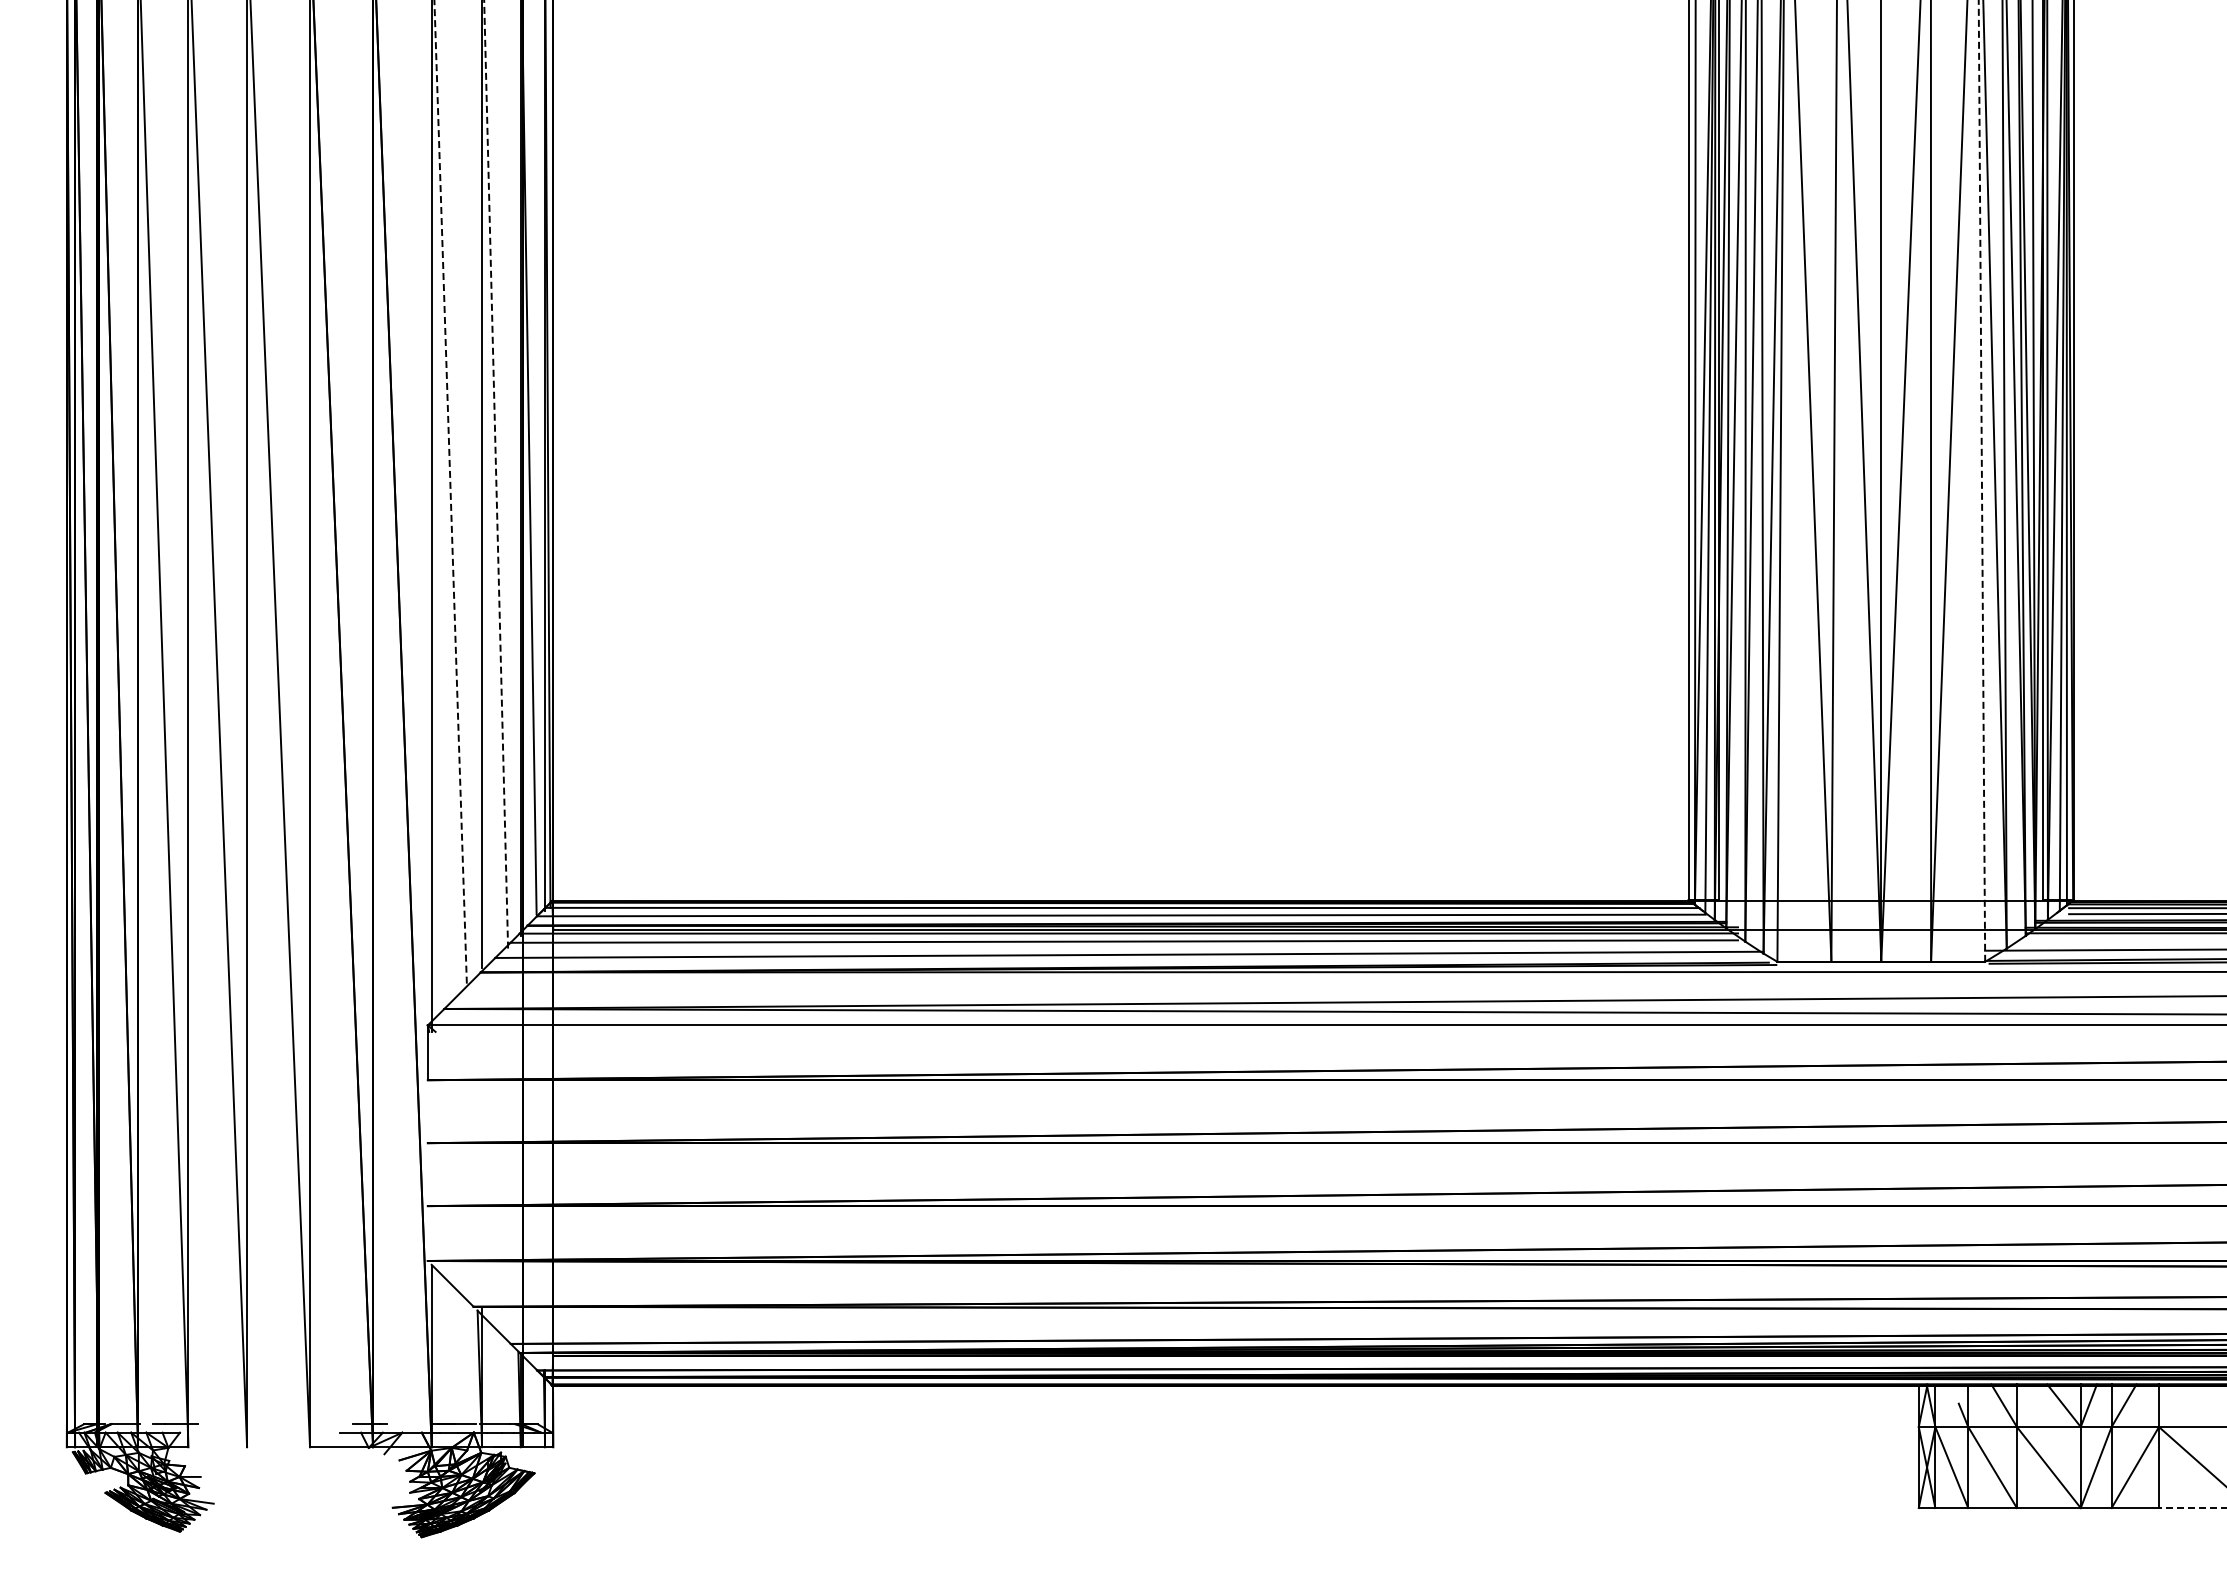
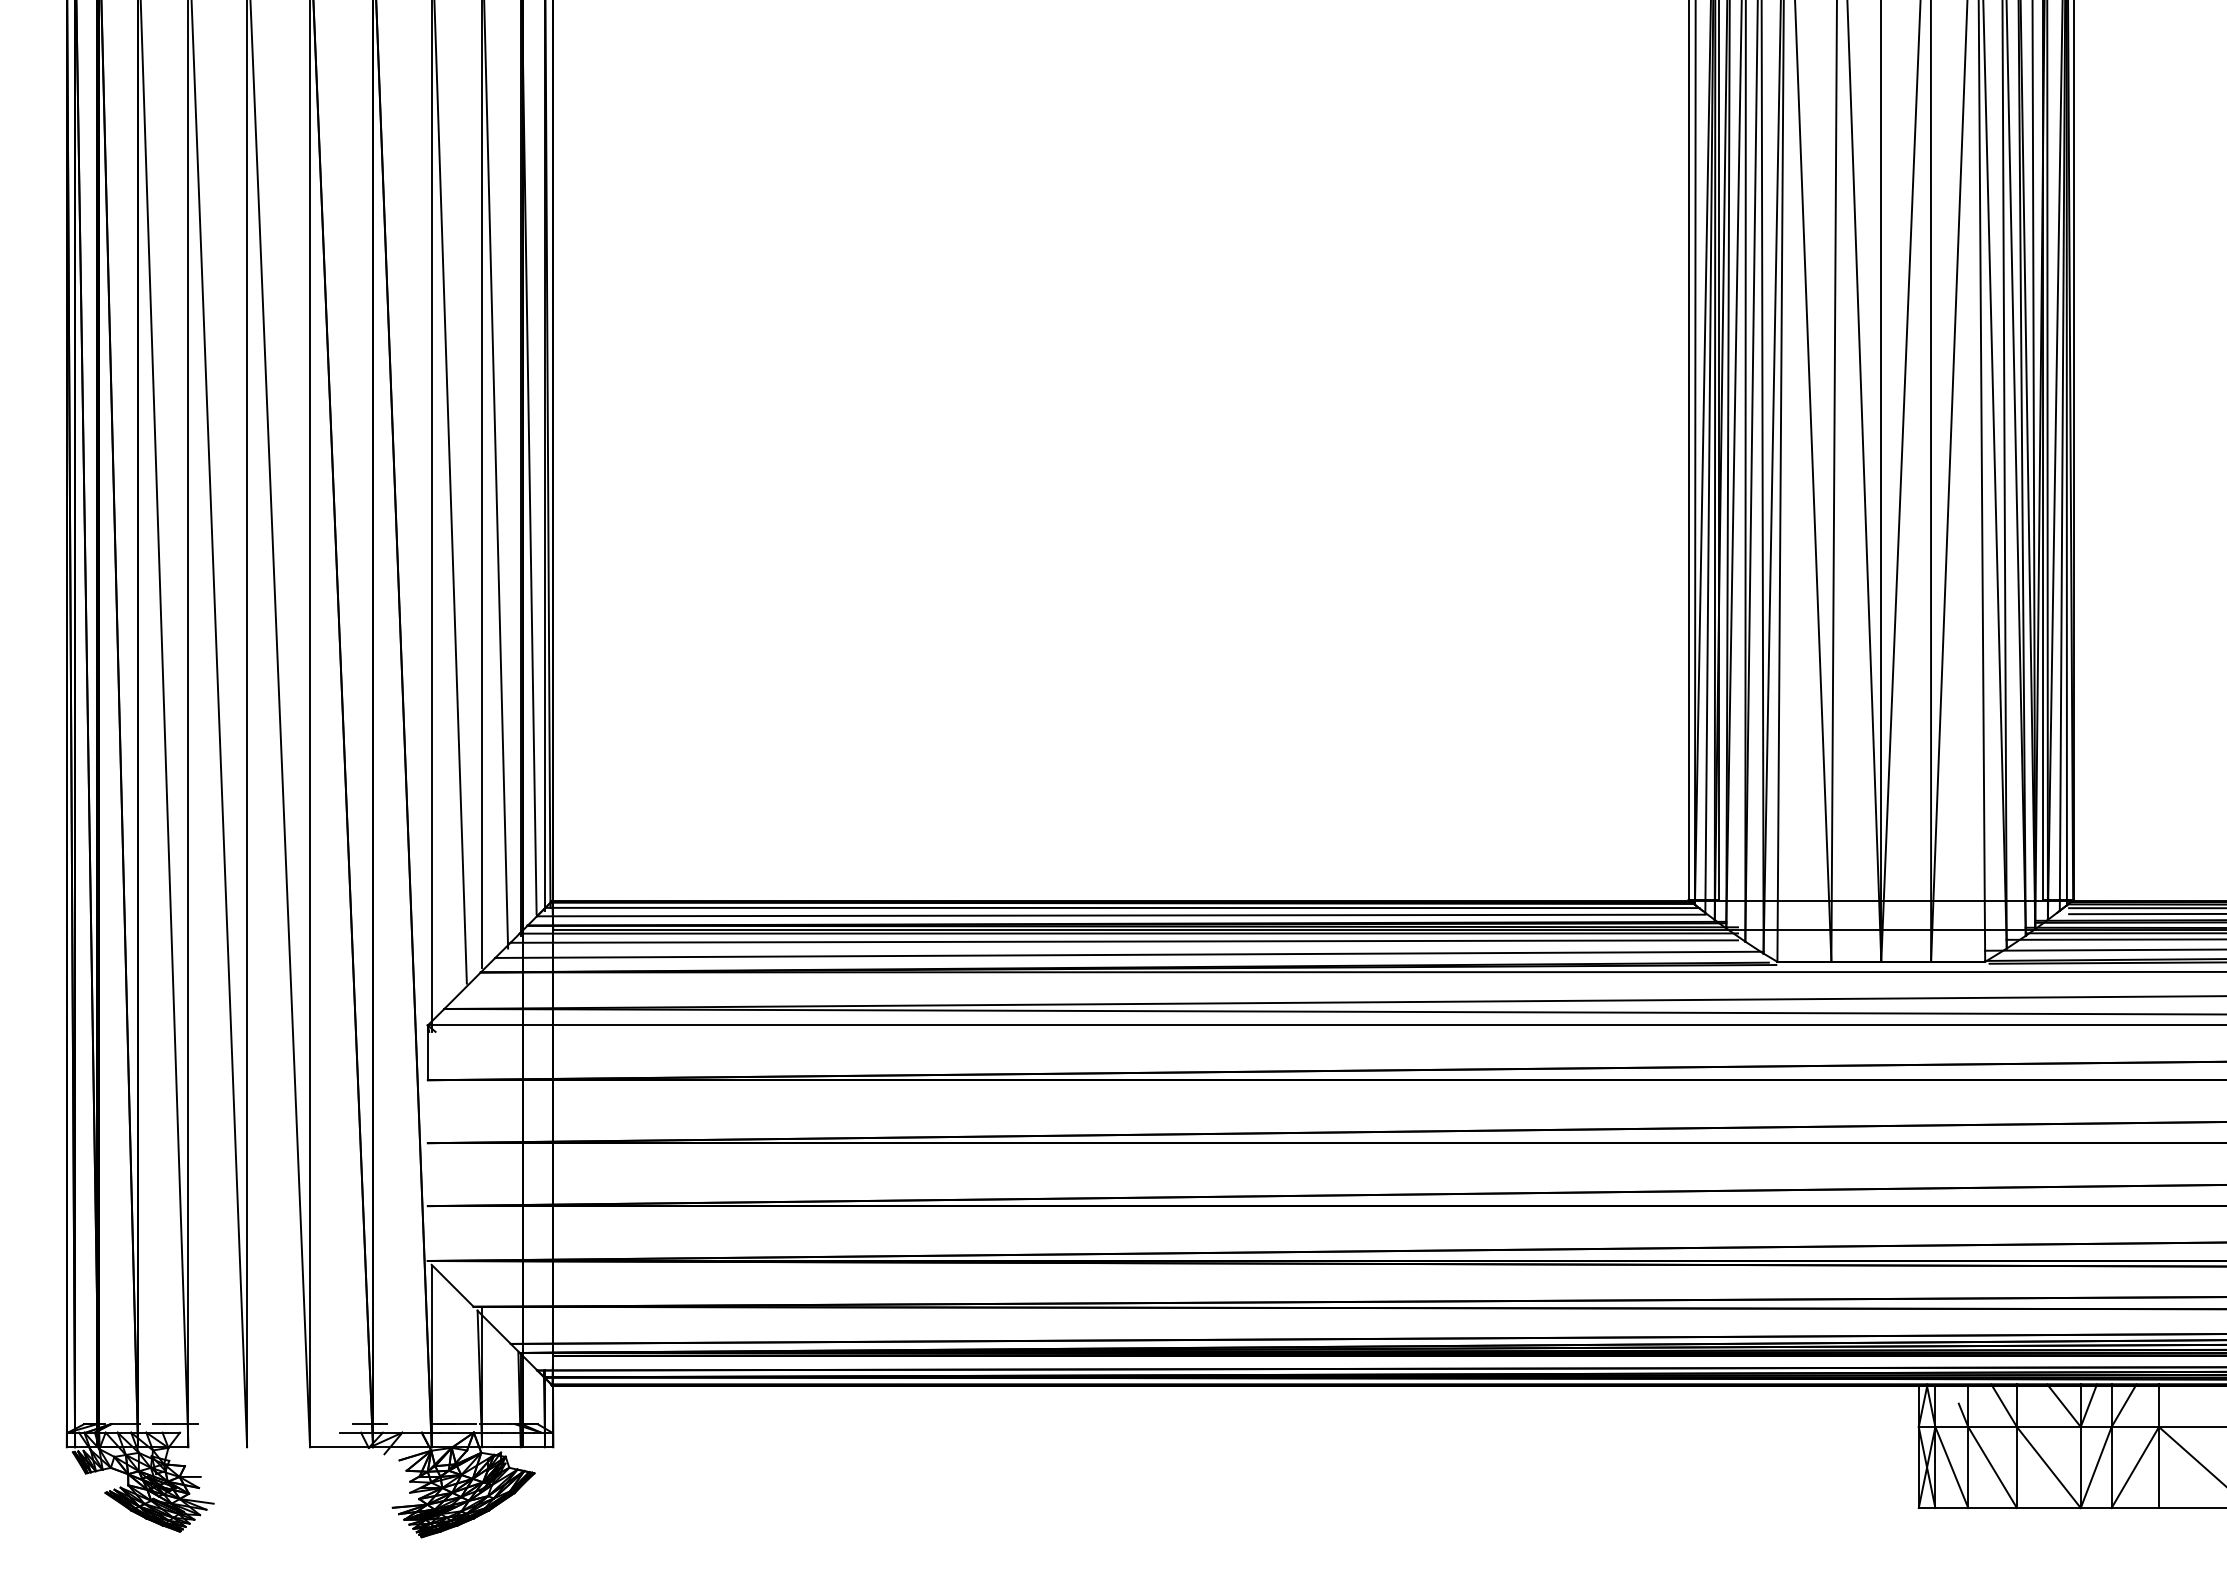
line: dashed -> solid (496, 473)
line: dashed -> solid (1981, 480)
line: dashed -> solid (450, 491)
line: none -> present (2114, 939)
line: dashed -> solid (2192, 1508)
